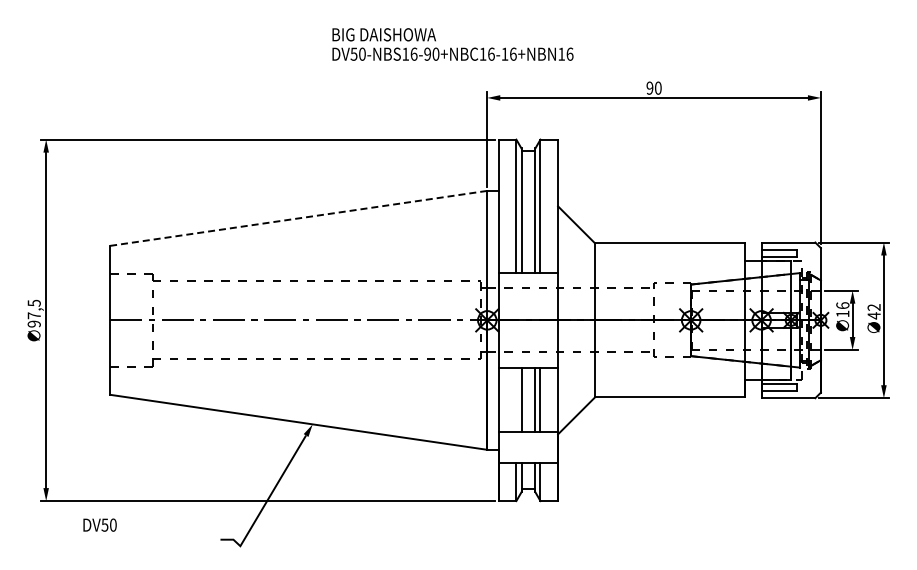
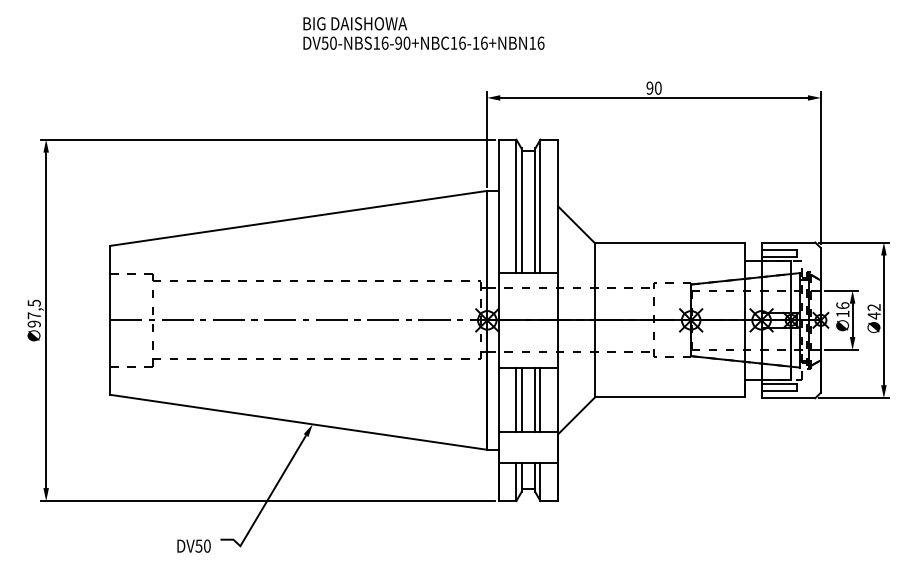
text position: (452, 44) -> (423, 33) (423, 33)
line: dashed -> solid (298, 218)
line: none -> present (516, 399)
text position: (99, 524) -> (193, 545) (193, 545)
